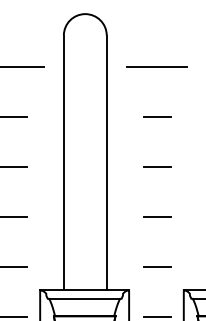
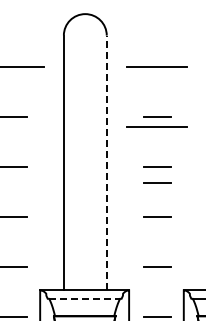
line: none -> present (156, 126)
line: solid -> dashed (106, 162)
line: none -> present (157, 182)
line: solid -> dashed (85, 298)
